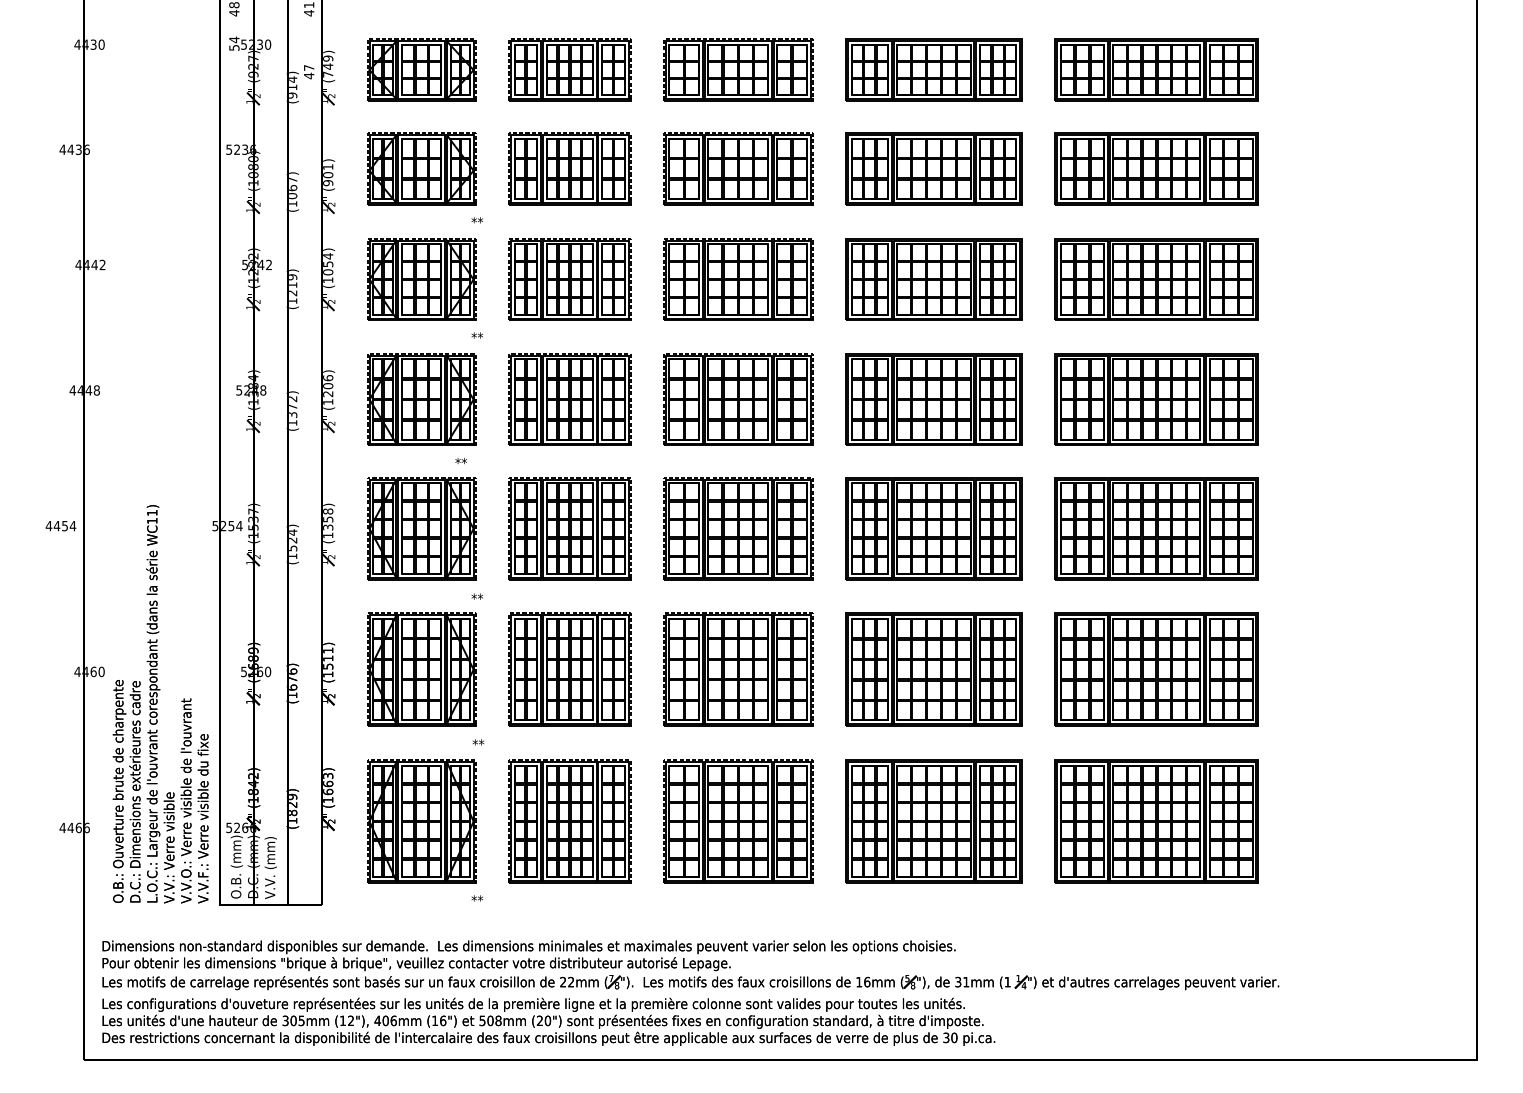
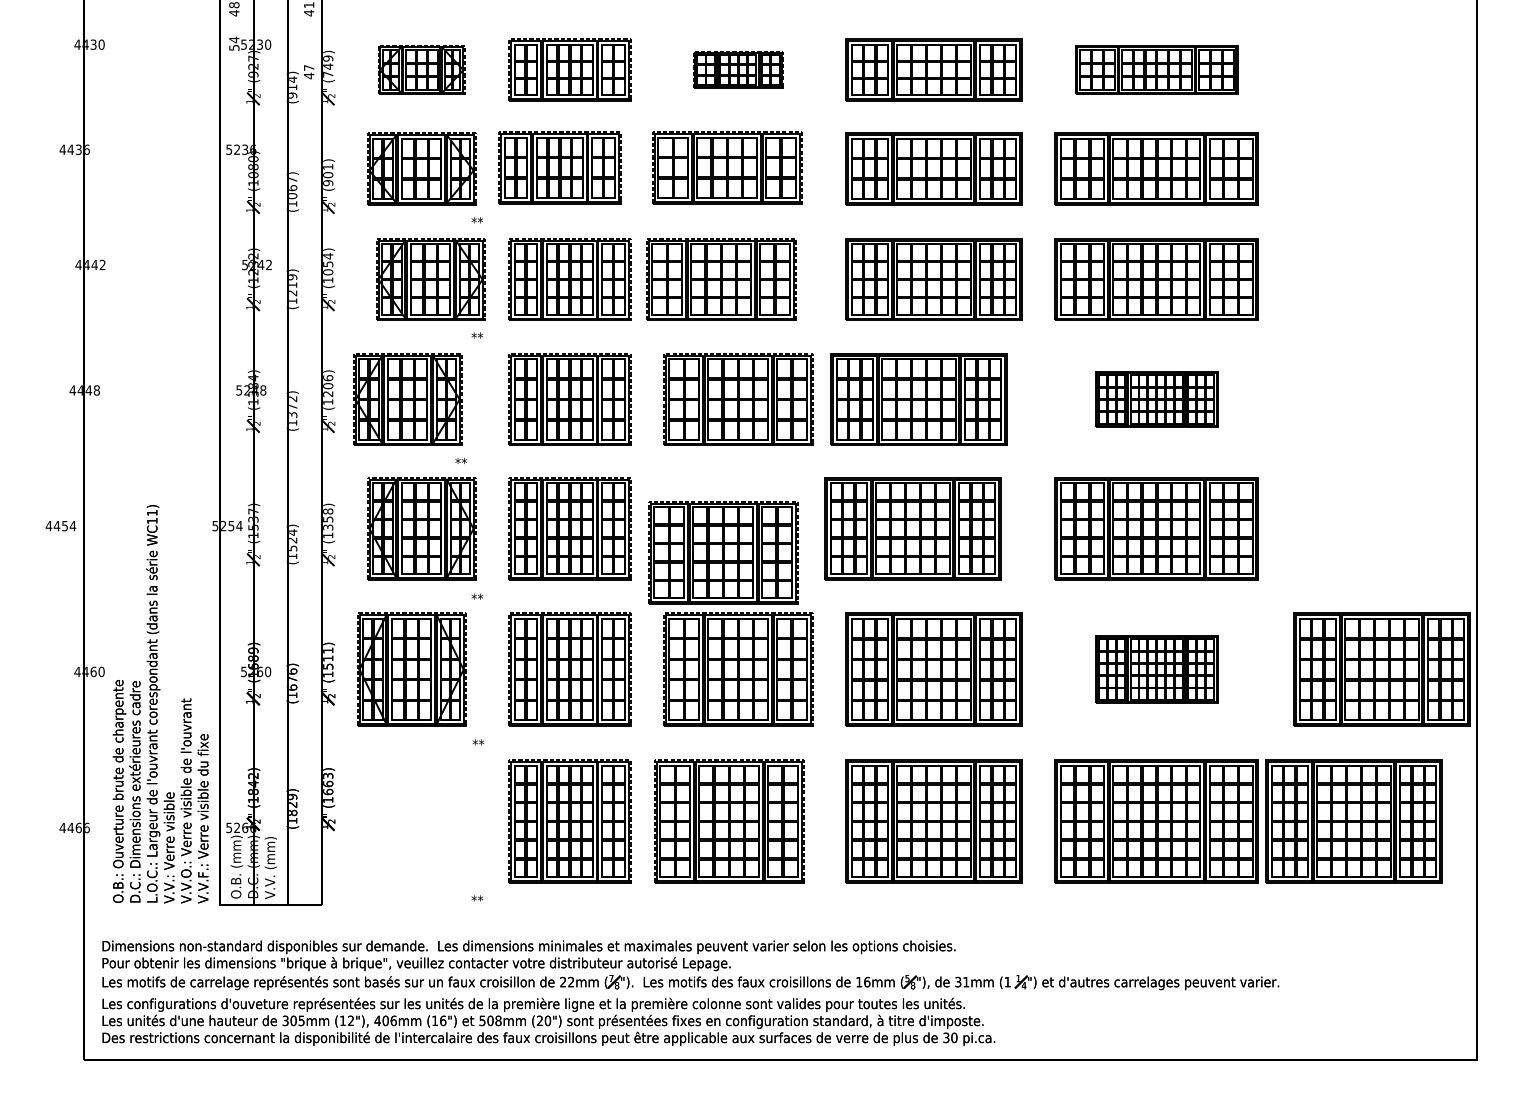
part size: 110x64 px -> 88x50 px (421, 69)
part size: 151x64 px -> 91x38 px (738, 69)
part size: 205x64 px -> 164x50 px (1156, 69)
part position: (569, 168) -> (559, 167) (559, 167)
part position: (738, 168) -> (727, 167) (727, 167)
part position: (421, 279) -> (430, 279) (430, 279)
part position: (738, 279) -> (721, 279) (721, 279)
part position: (421, 399) -> (407, 399) (407, 399)
part position: (933, 399) -> (918, 399) (918, 399)
part size: 205x93 px -> 124x57 px (1156, 399)
part position: (738, 528) -> (723, 552) (723, 552)
part position: (933, 528) -> (912, 528) (912, 528)
part position: (421, 669) -> (411, 669) (411, 669)
part size: 205x115 px -> 124x69 px (1156, 669)
part: none -> present (1381, 669)
part: present -> none (421, 821)
part position: (738, 821) -> (729, 821) (729, 821)
part: none -> present (1353, 821)
